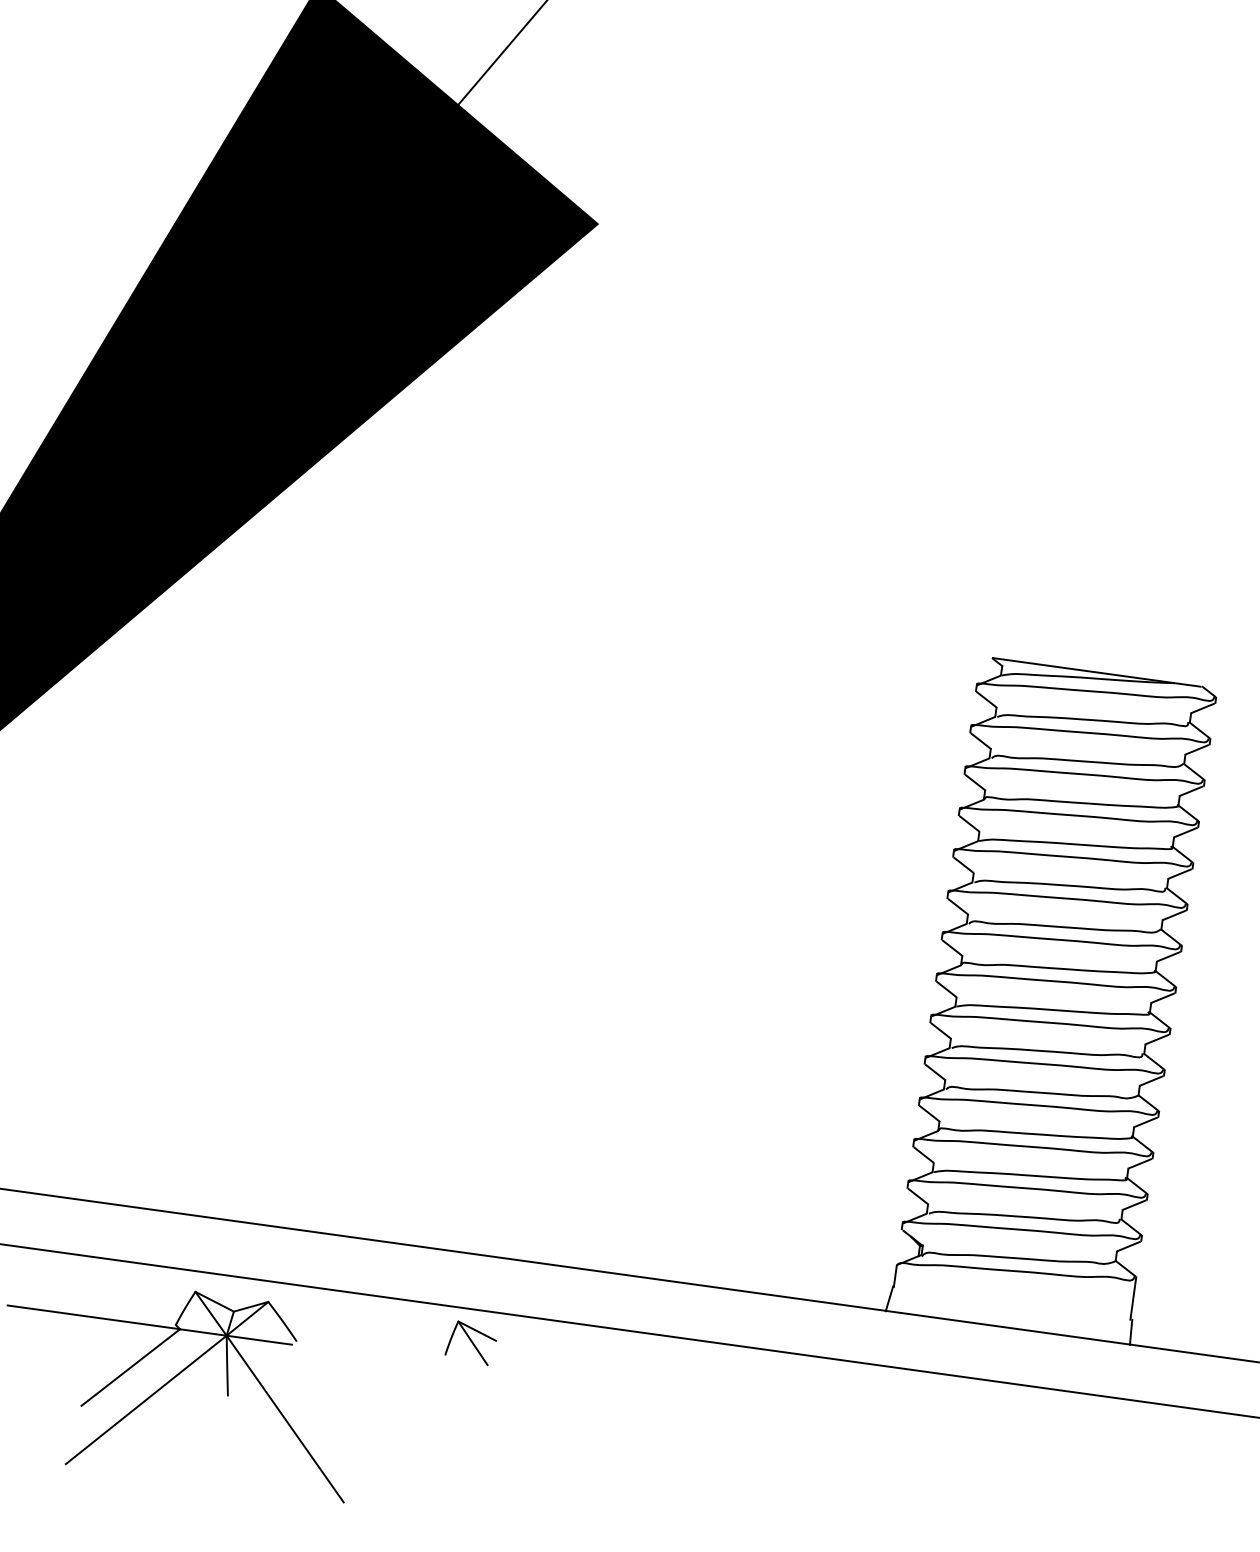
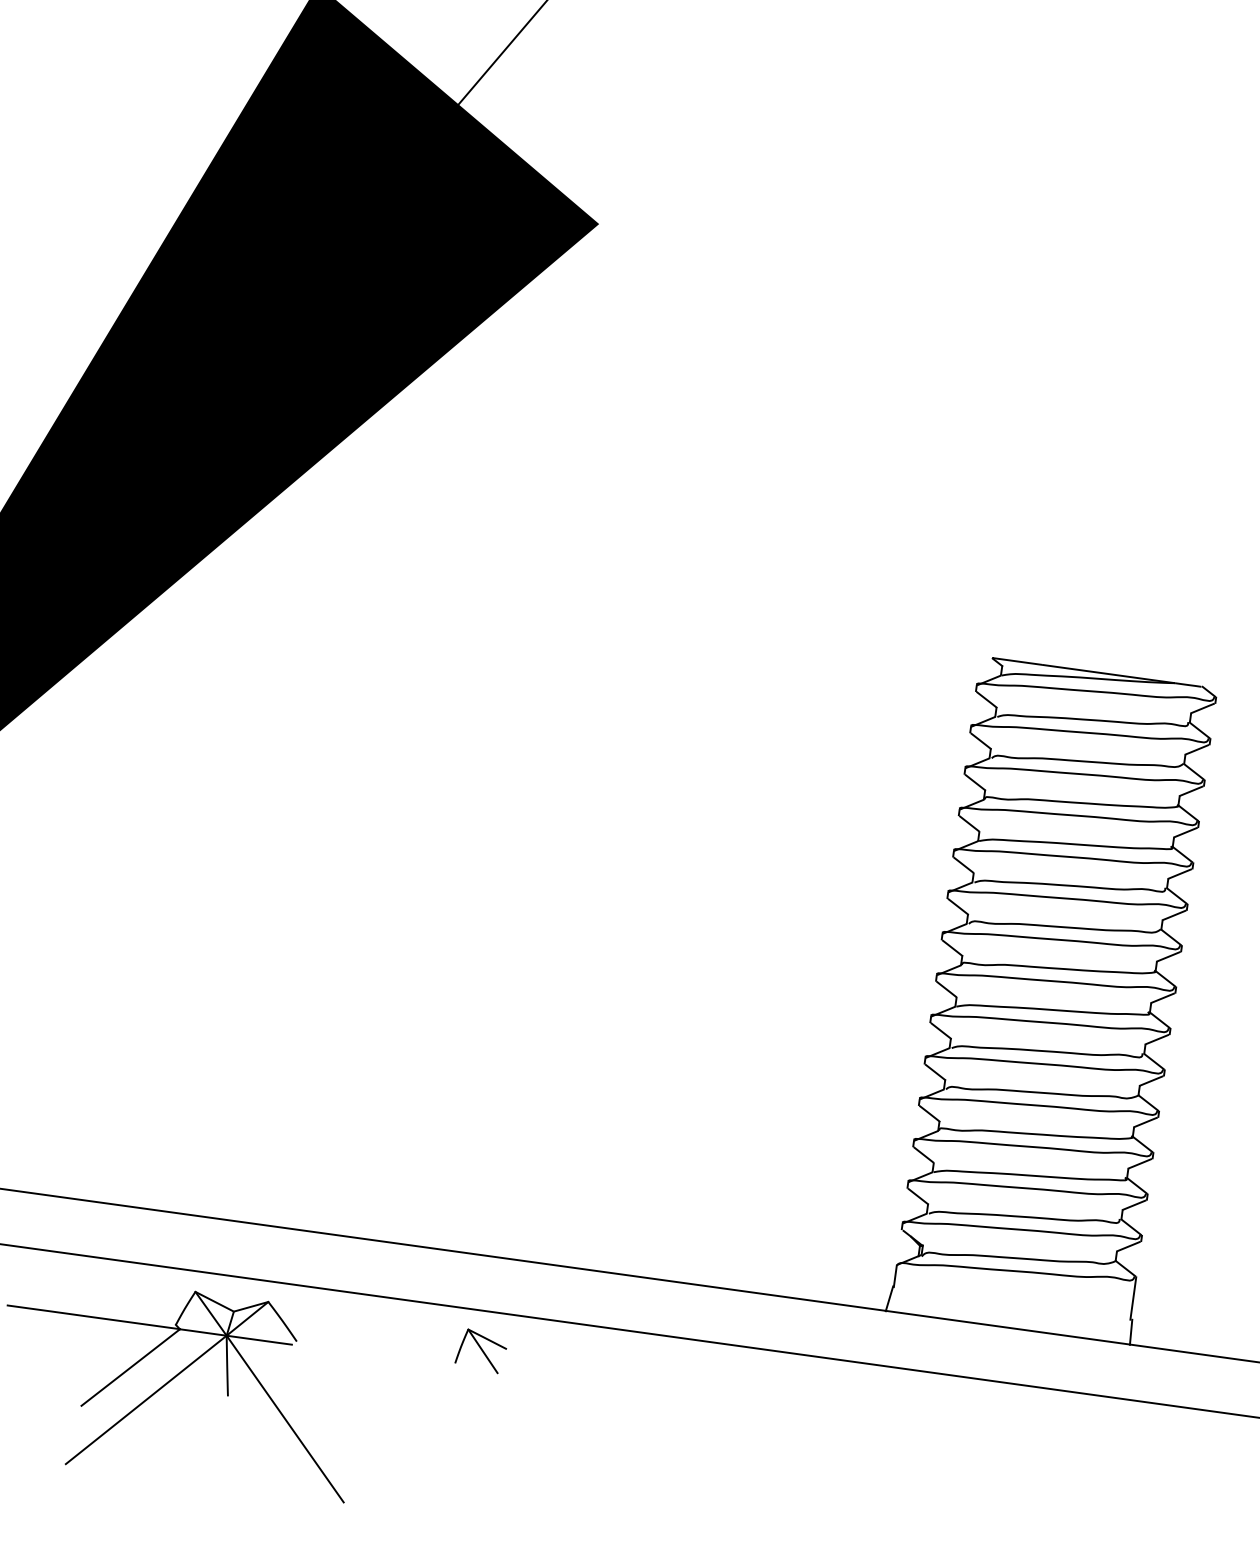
part position: (470, 1343) -> (480, 1351) (480, 1351)
